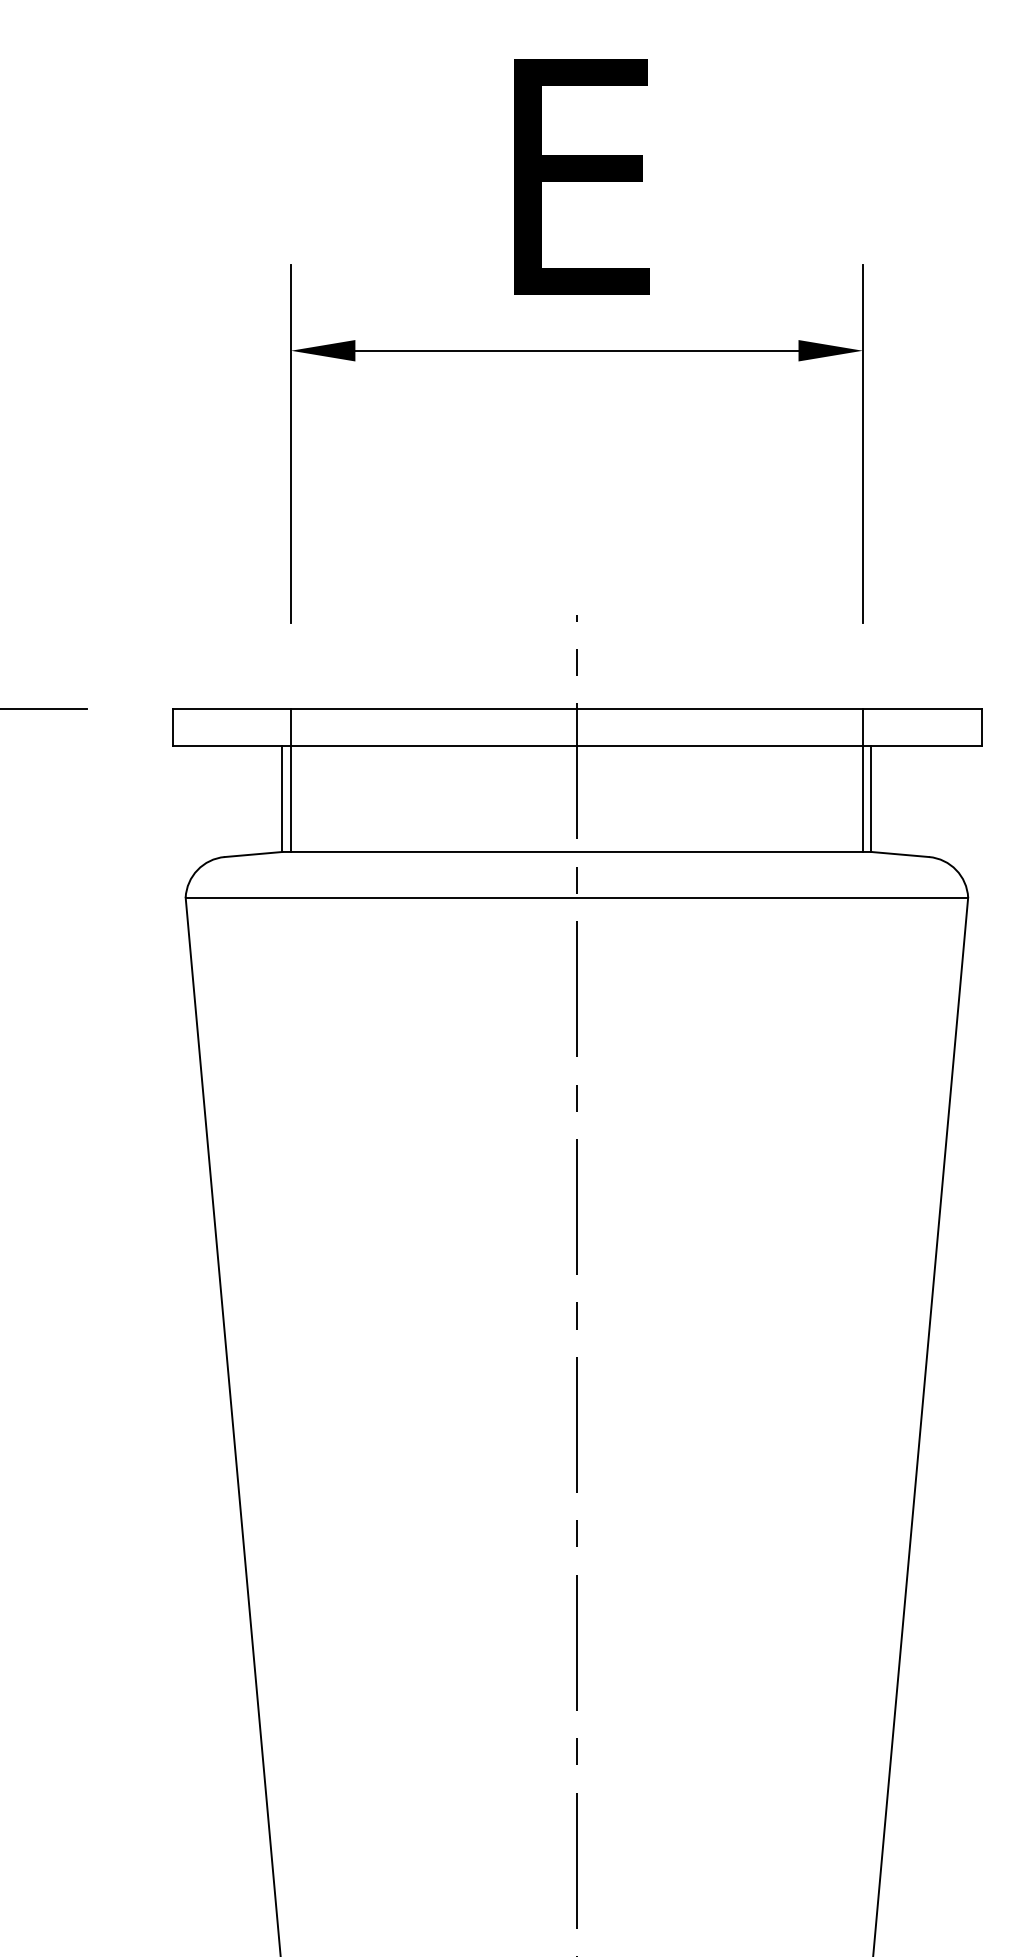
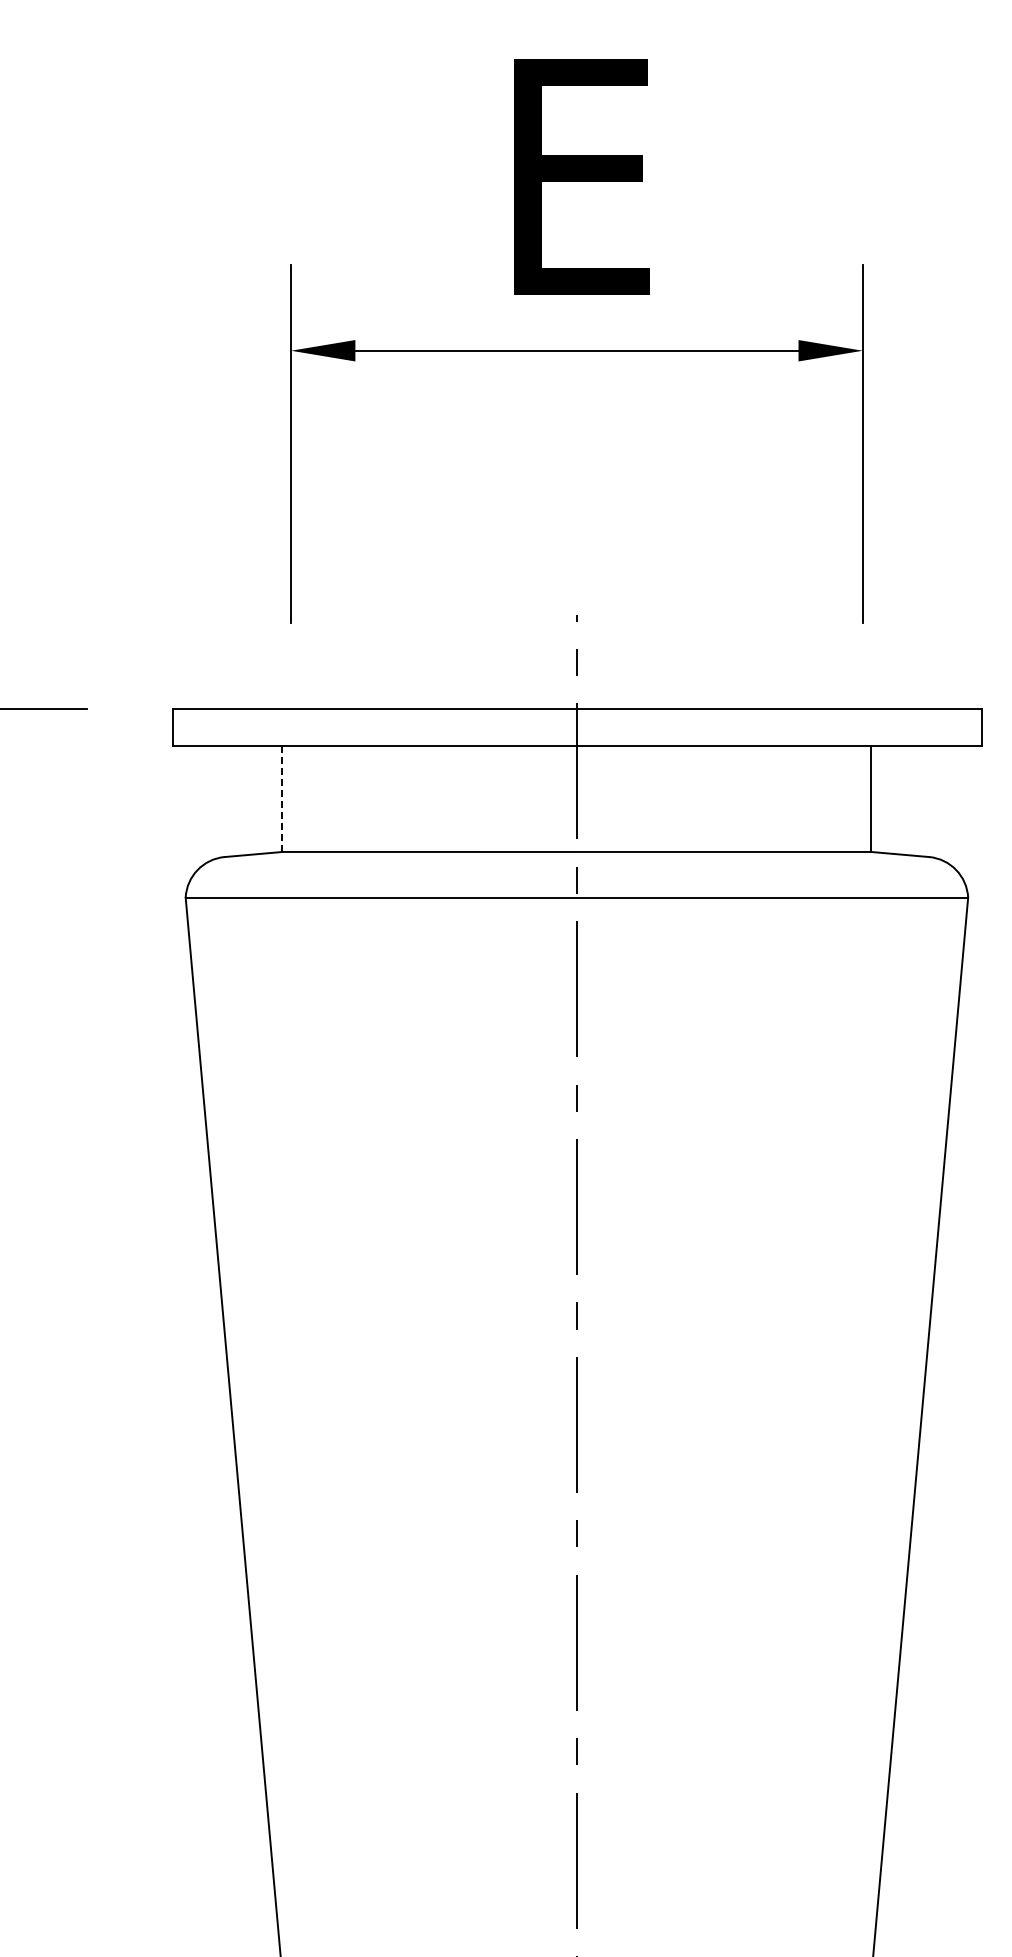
line: present -> none (291, 780)
line: present -> none (862, 780)
line: solid -> dashed (282, 799)
